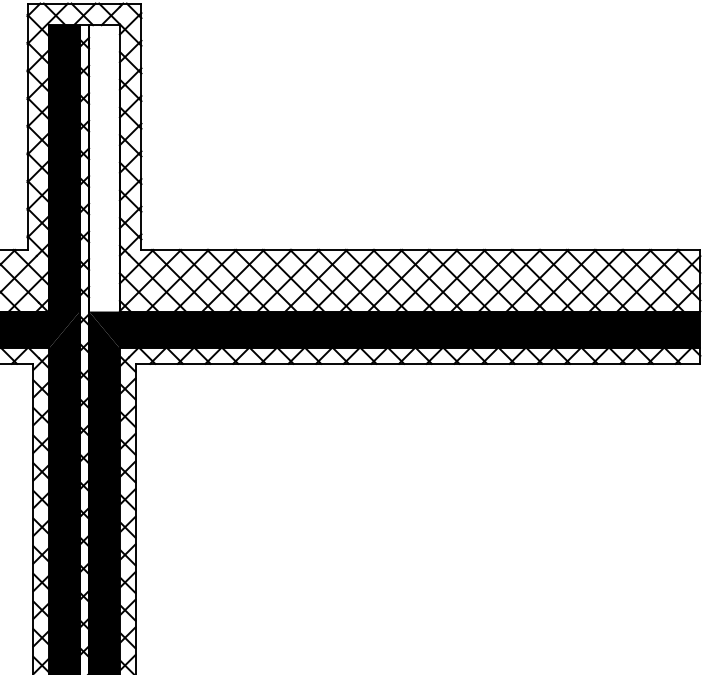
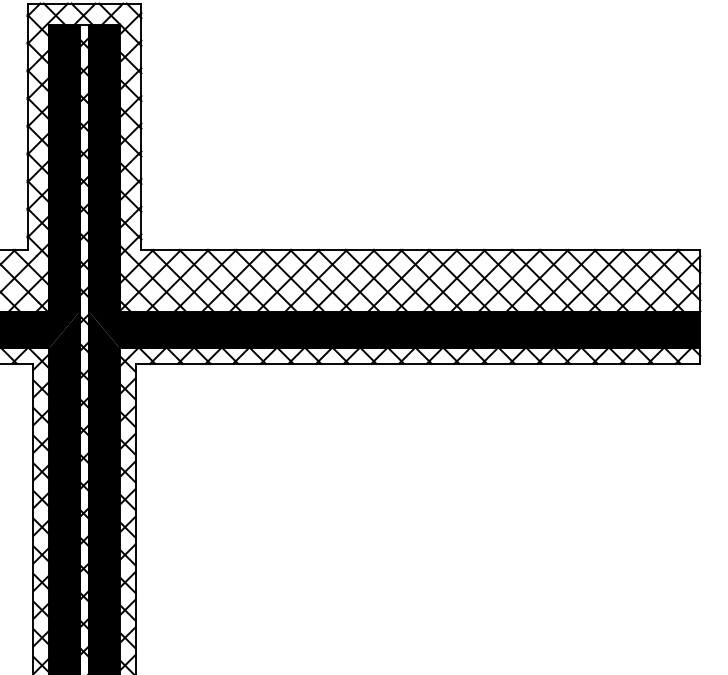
fill: none -> present (104, 168)
